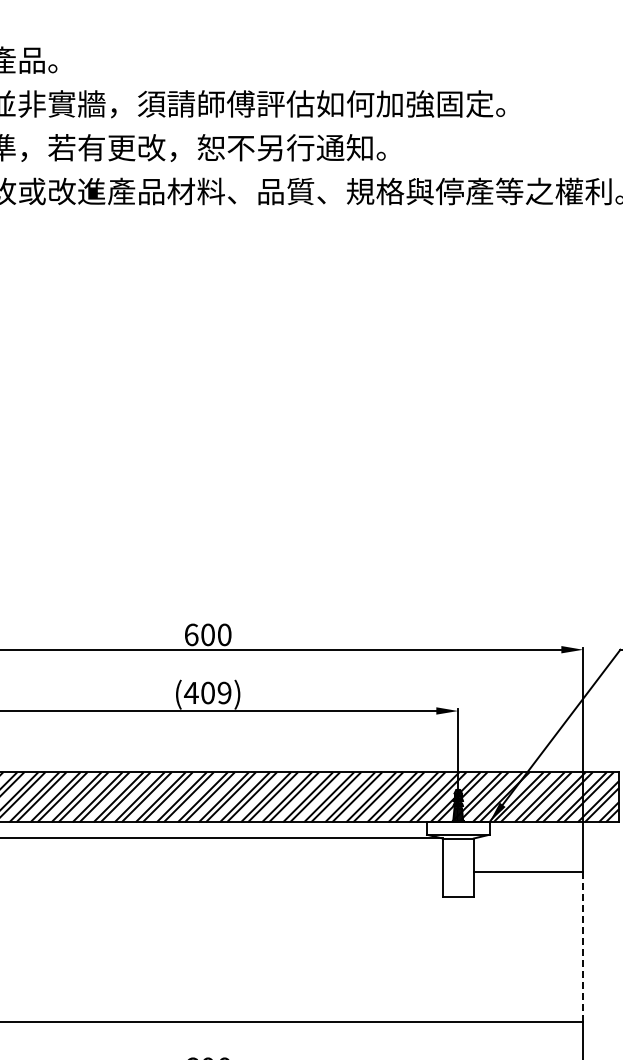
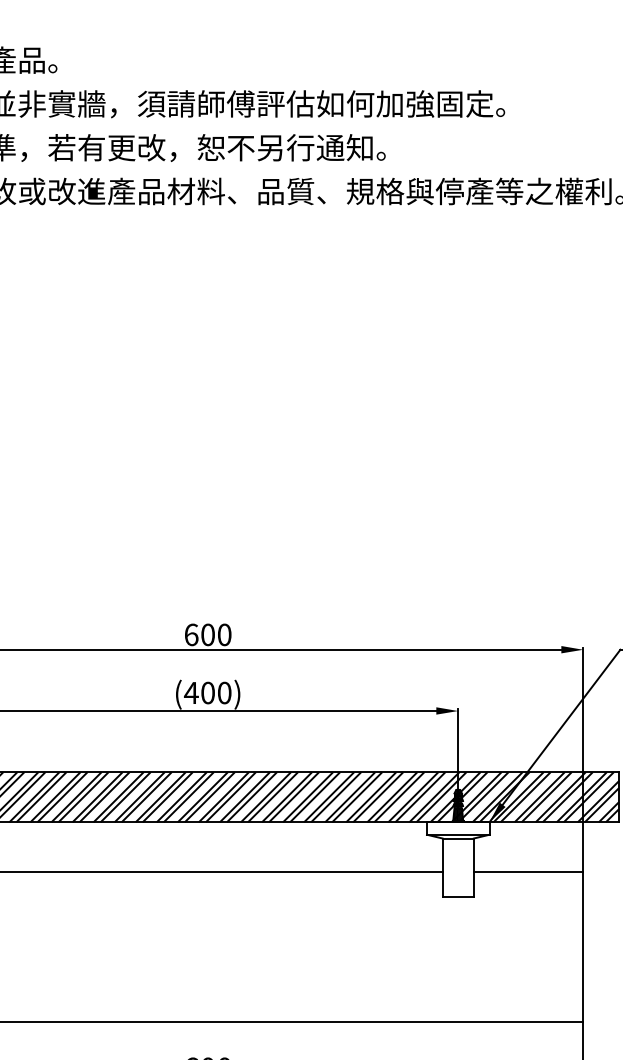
text: (409) -> (400) (224, 693)
line position: (222, 838) -> (222, 872) (222, 872)
line: dashed -> solid (583, 947)
